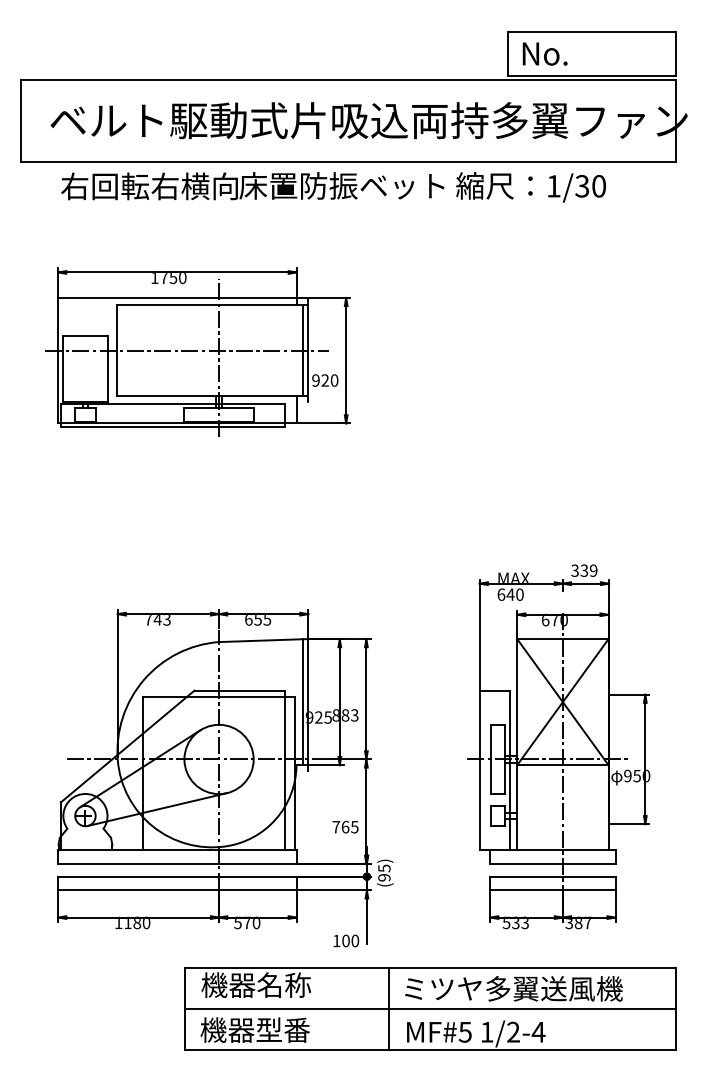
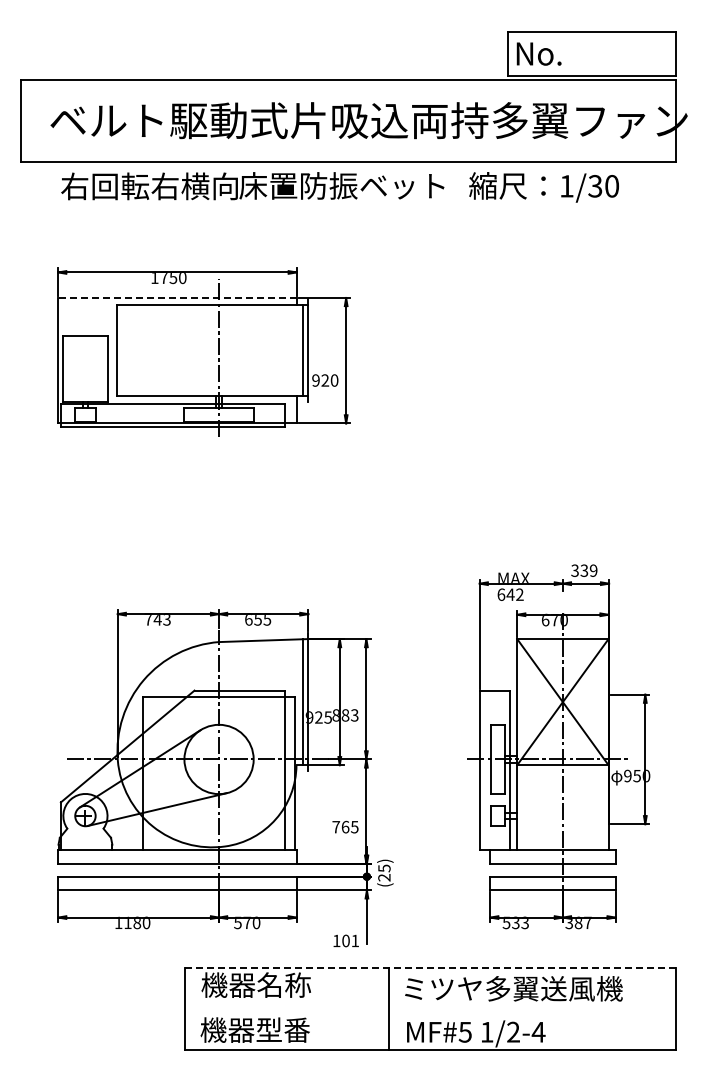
text position: (544, 53) -> (538, 53) (538, 53)
text position: (530, 187) -> (543, 187) (543, 187)
line: solid -> dashed (176, 298)
line: present -> none (187, 350)
text: 640 -> 642 (519, 594)
text: (95) -> (25) (384, 877)
text: 100 -> 101 (355, 940)
line: solid -> dashed (430, 967)
line: present -> none (429, 1008)
